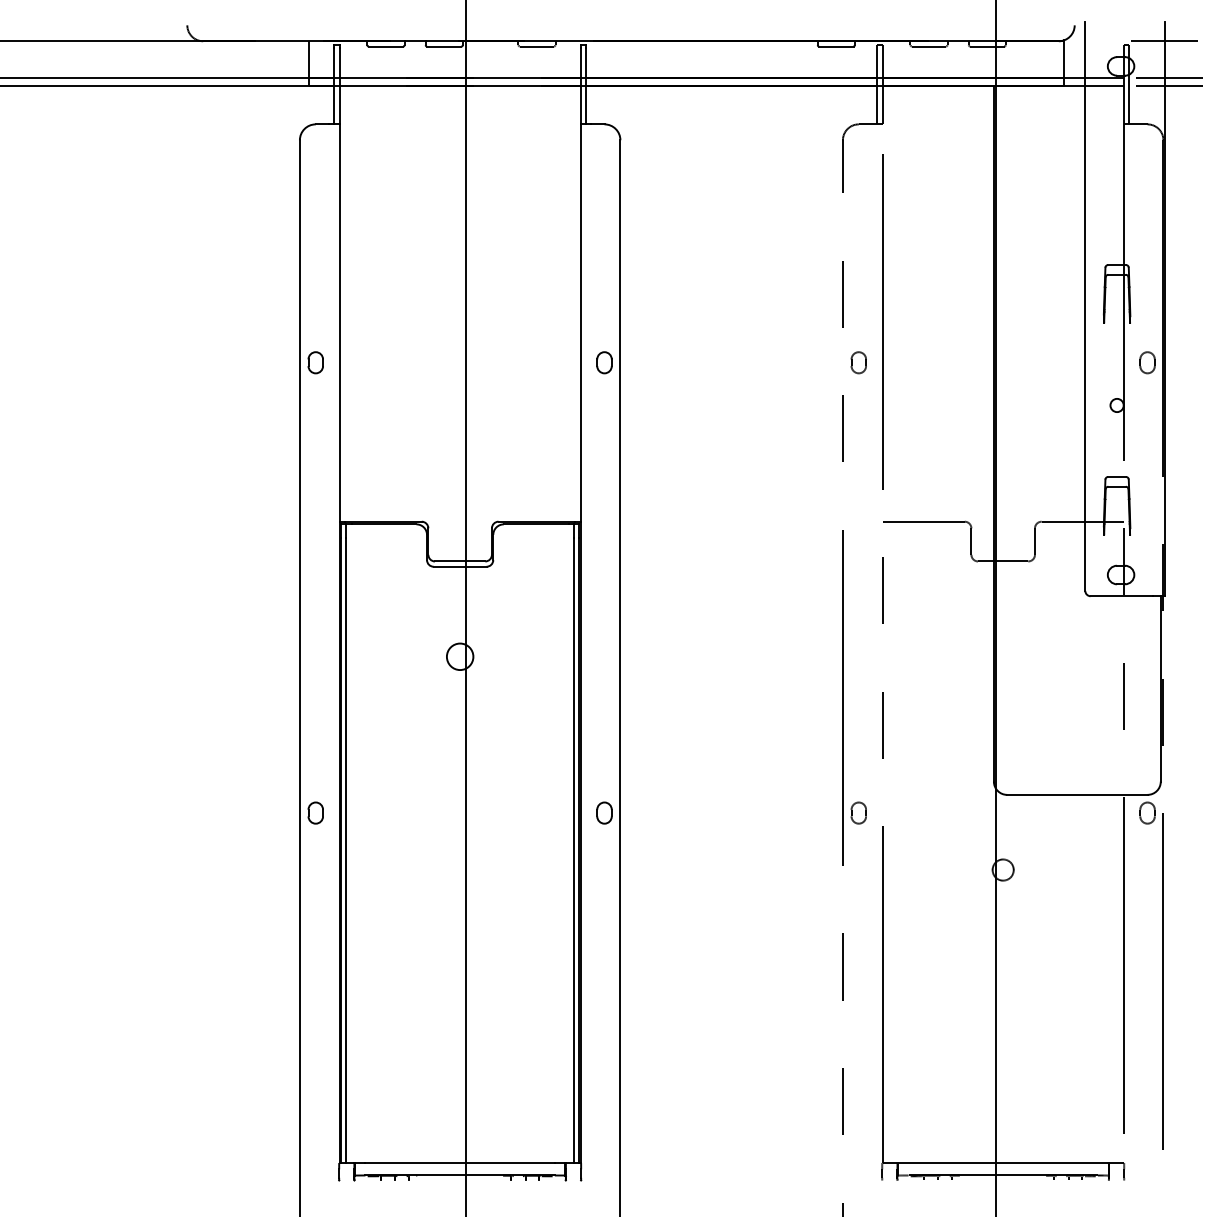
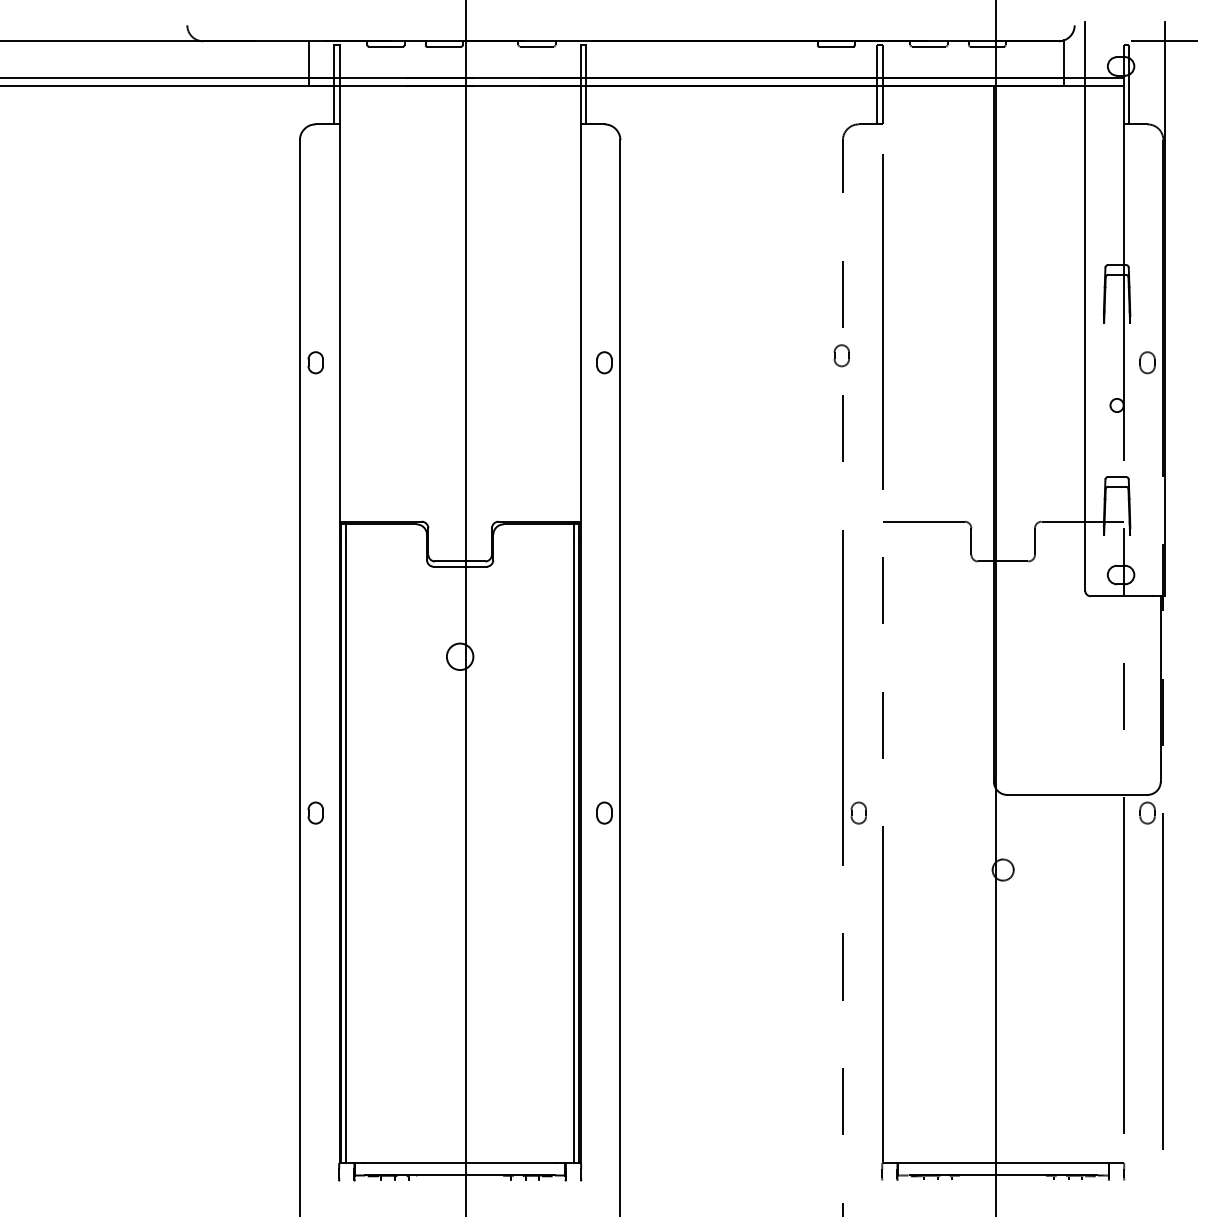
line: present -> none (1166, 77)
line: present -> none (1166, 86)
part position: (858, 362) -> (841, 355) (841, 355)
